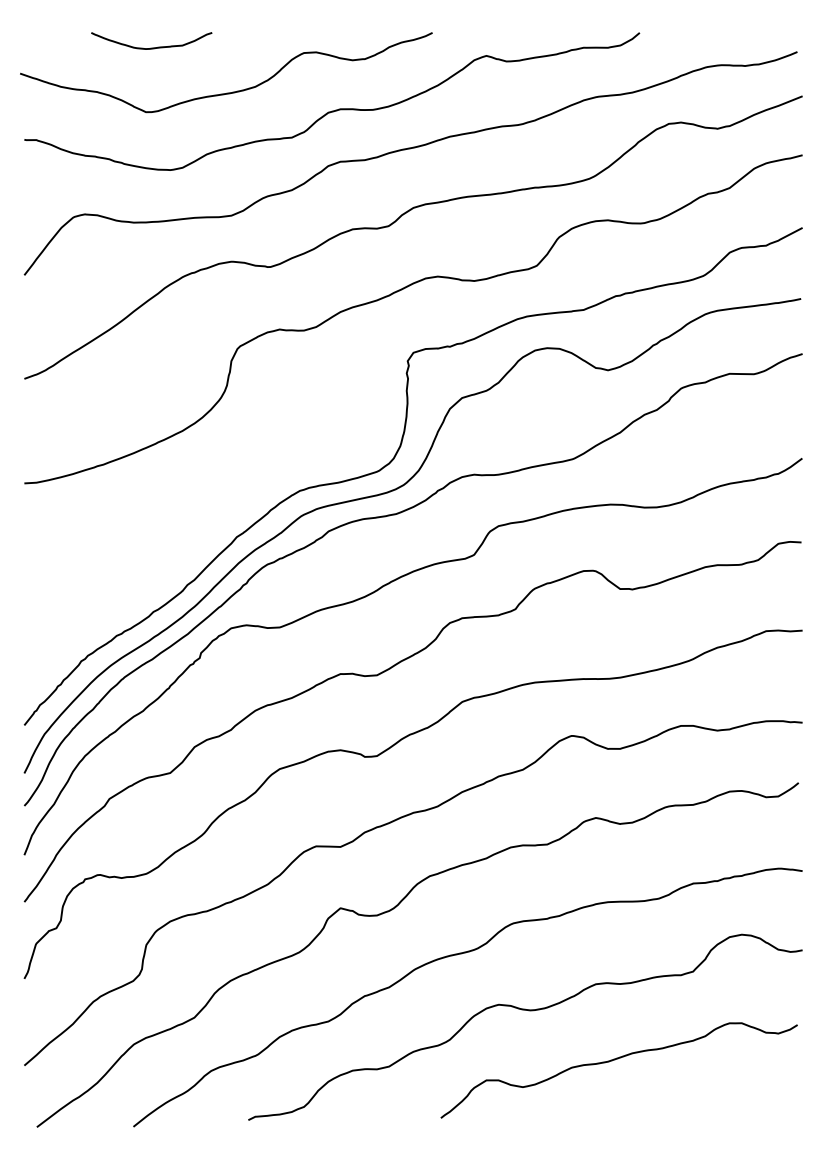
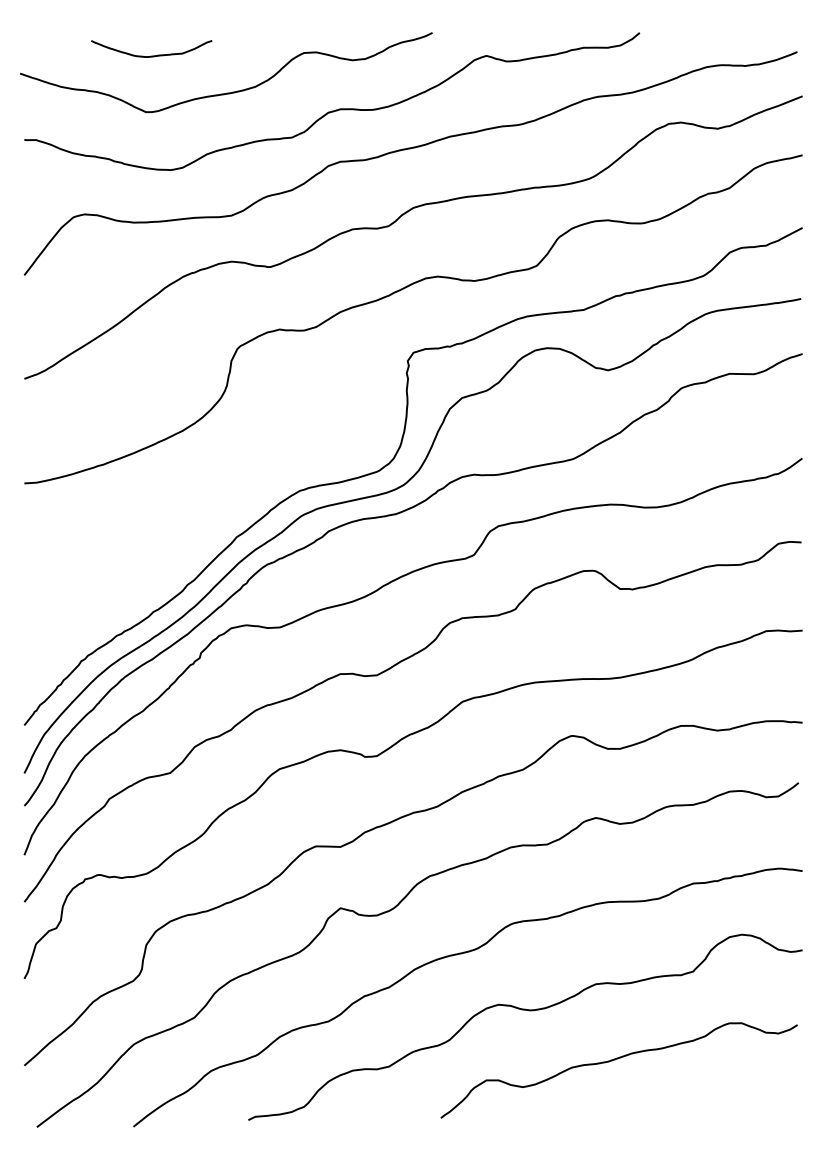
curve position: (151, 47) -> (151, 55) (151, 55)
